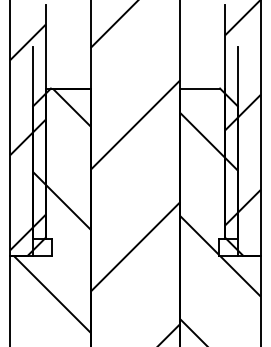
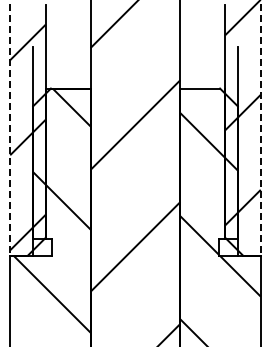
line: solid -> dashed (10, 128)
line: solid -> dashed (260, 128)
